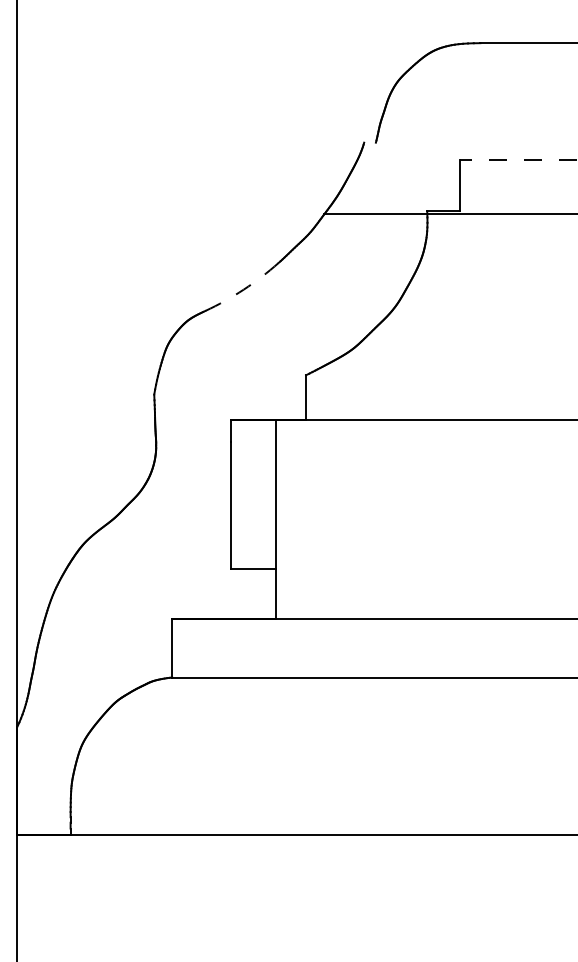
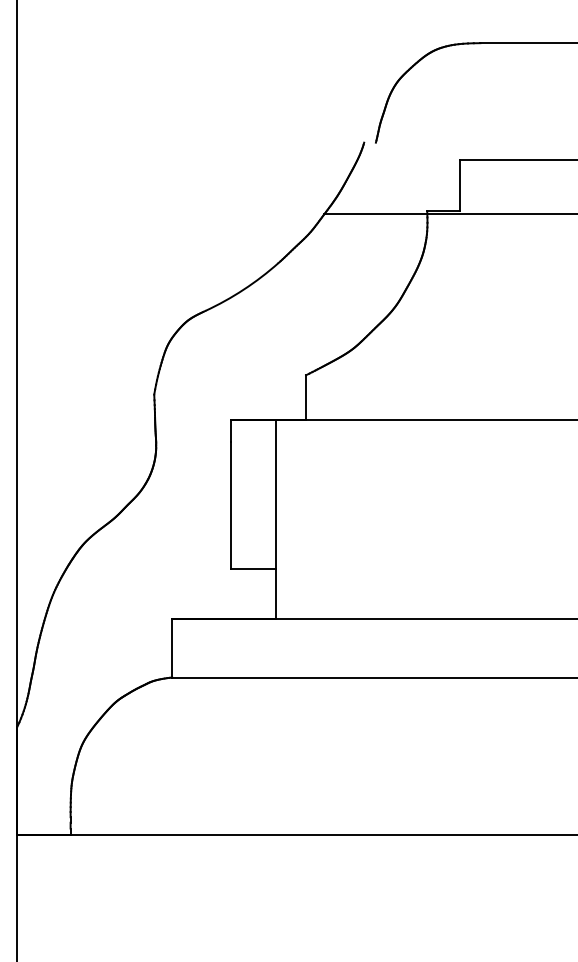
line: dashed -> solid (519, 159)
arc: dashed -> solid (243, 289)
